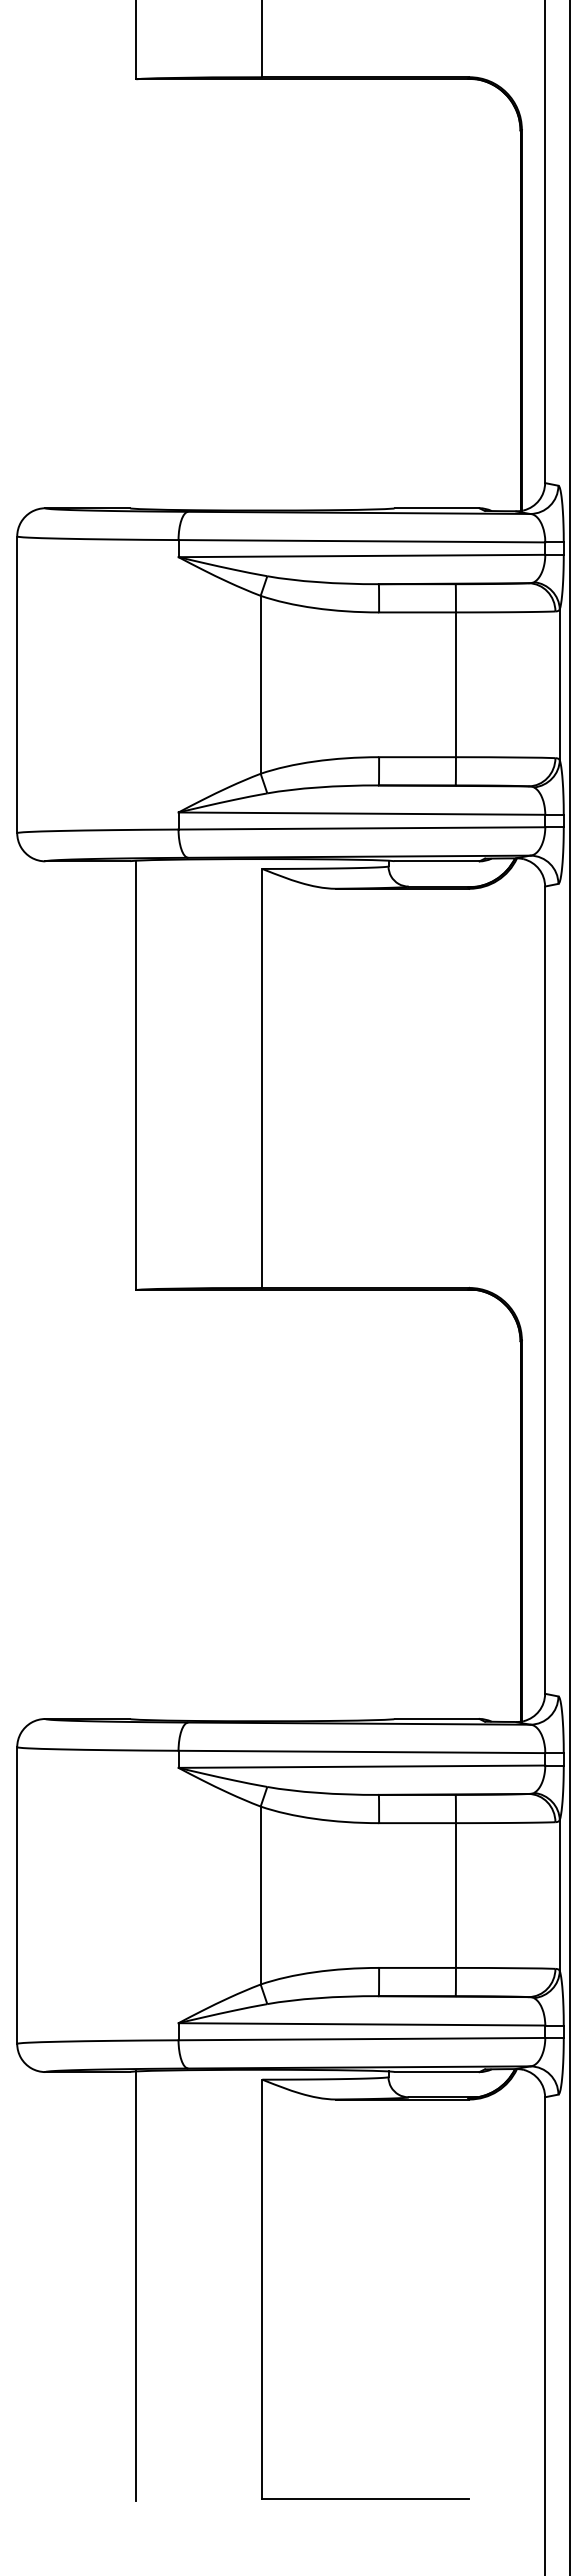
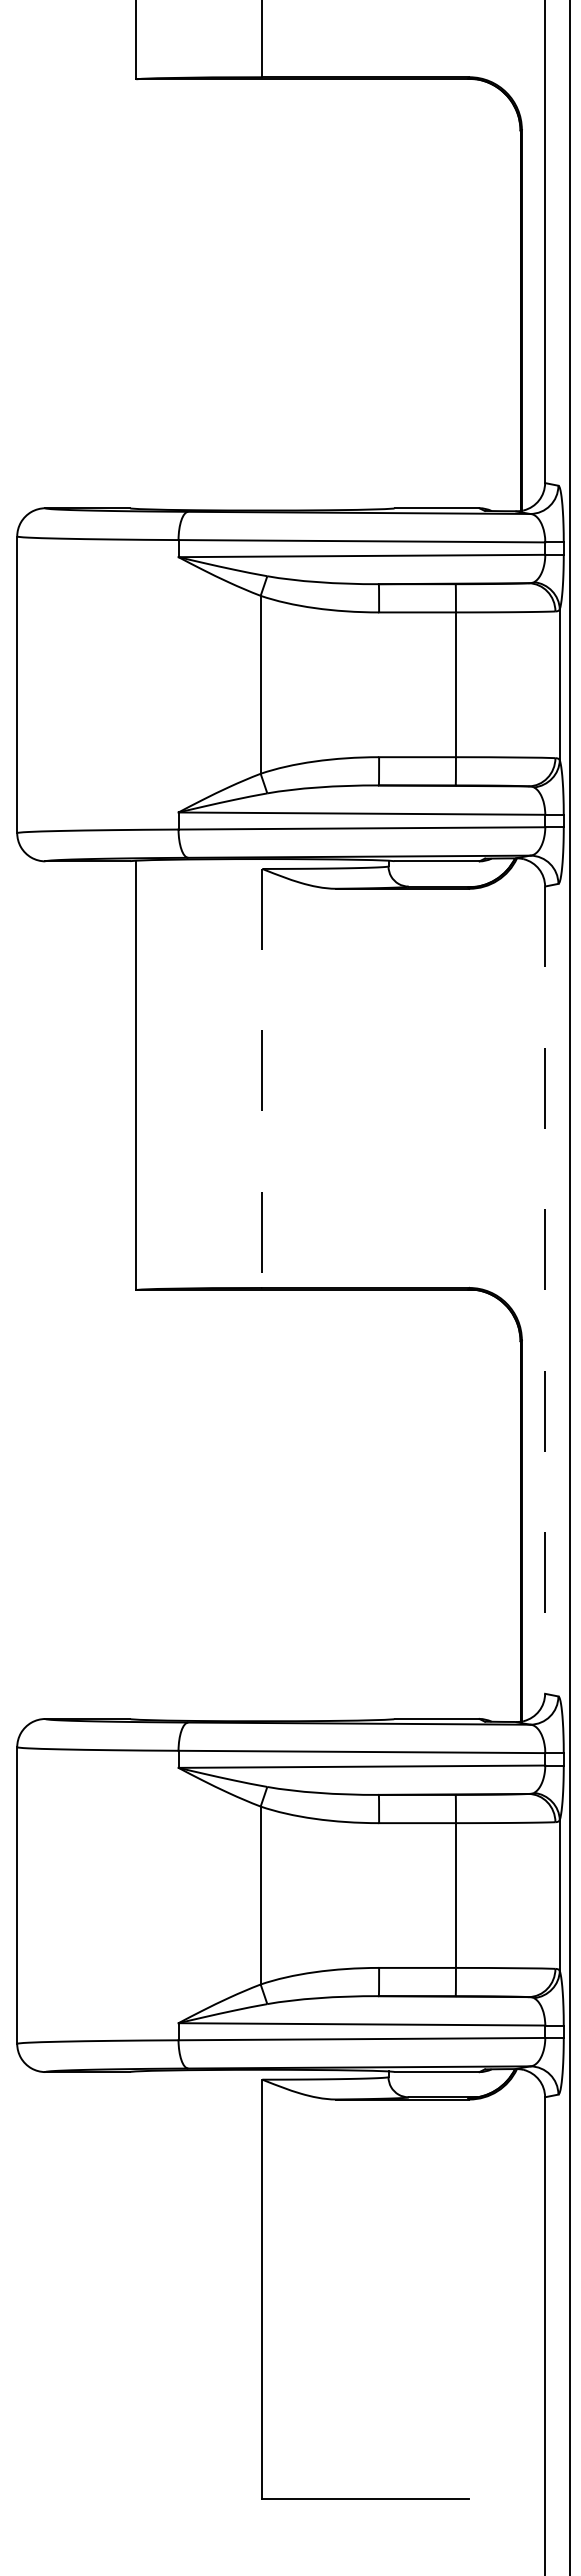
line: solid -> dashed (262, 1078)
line: solid -> dashed (545, 1290)
line: present -> none (136, 2285)
